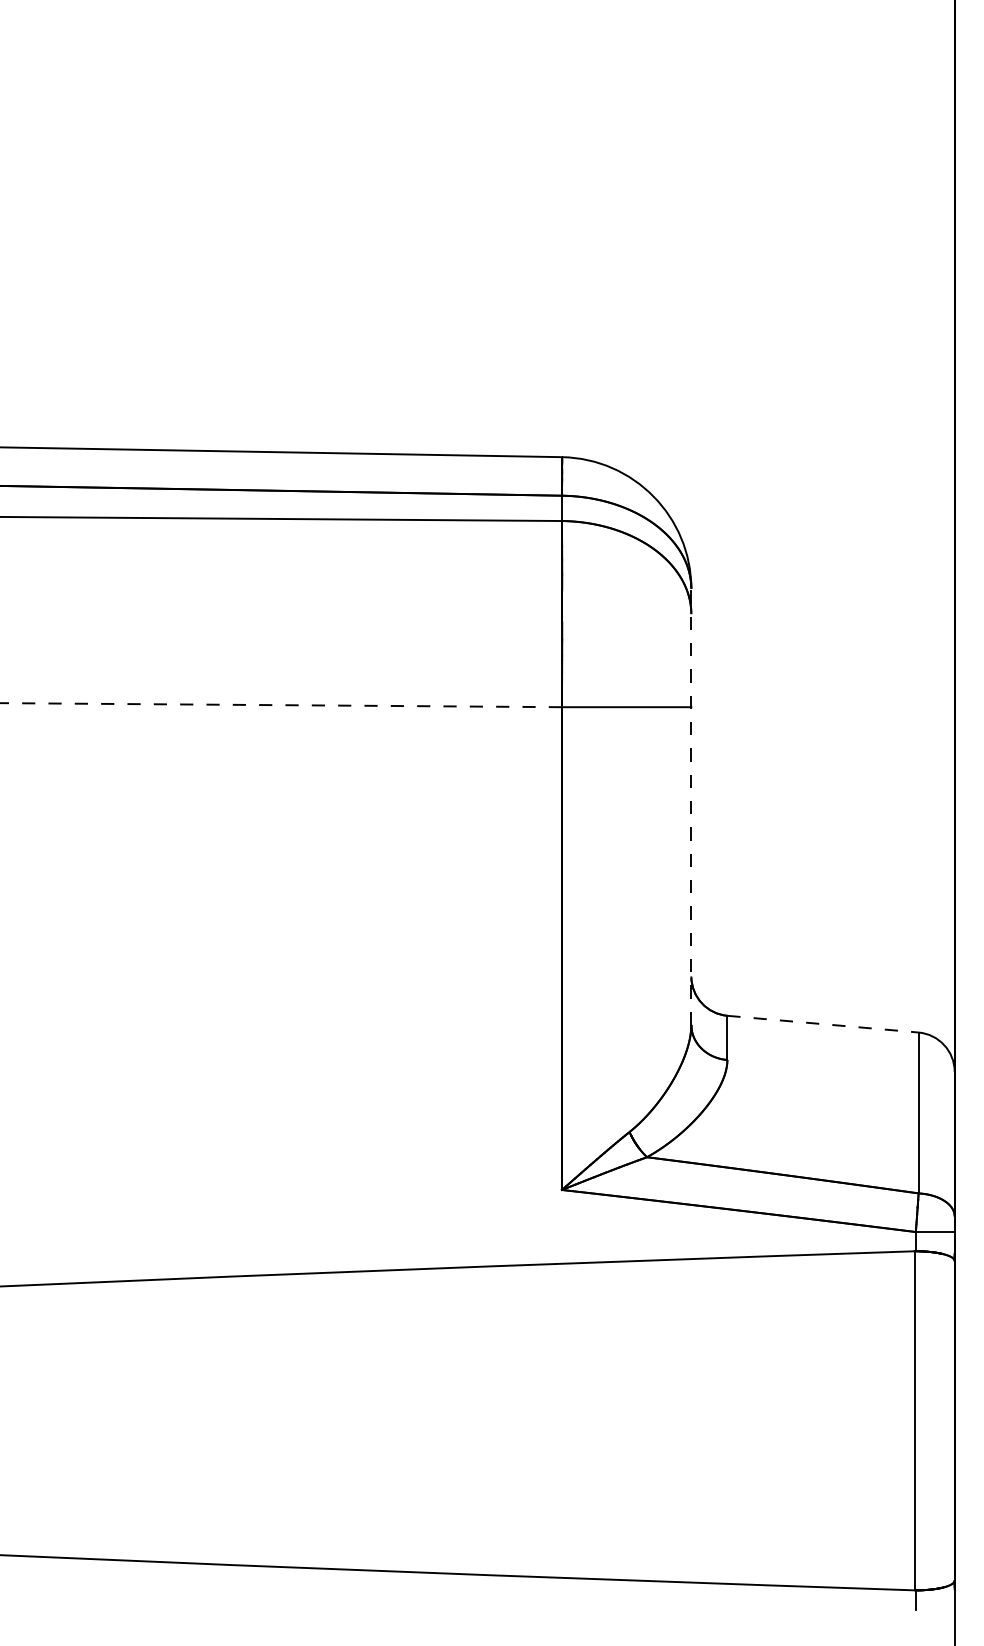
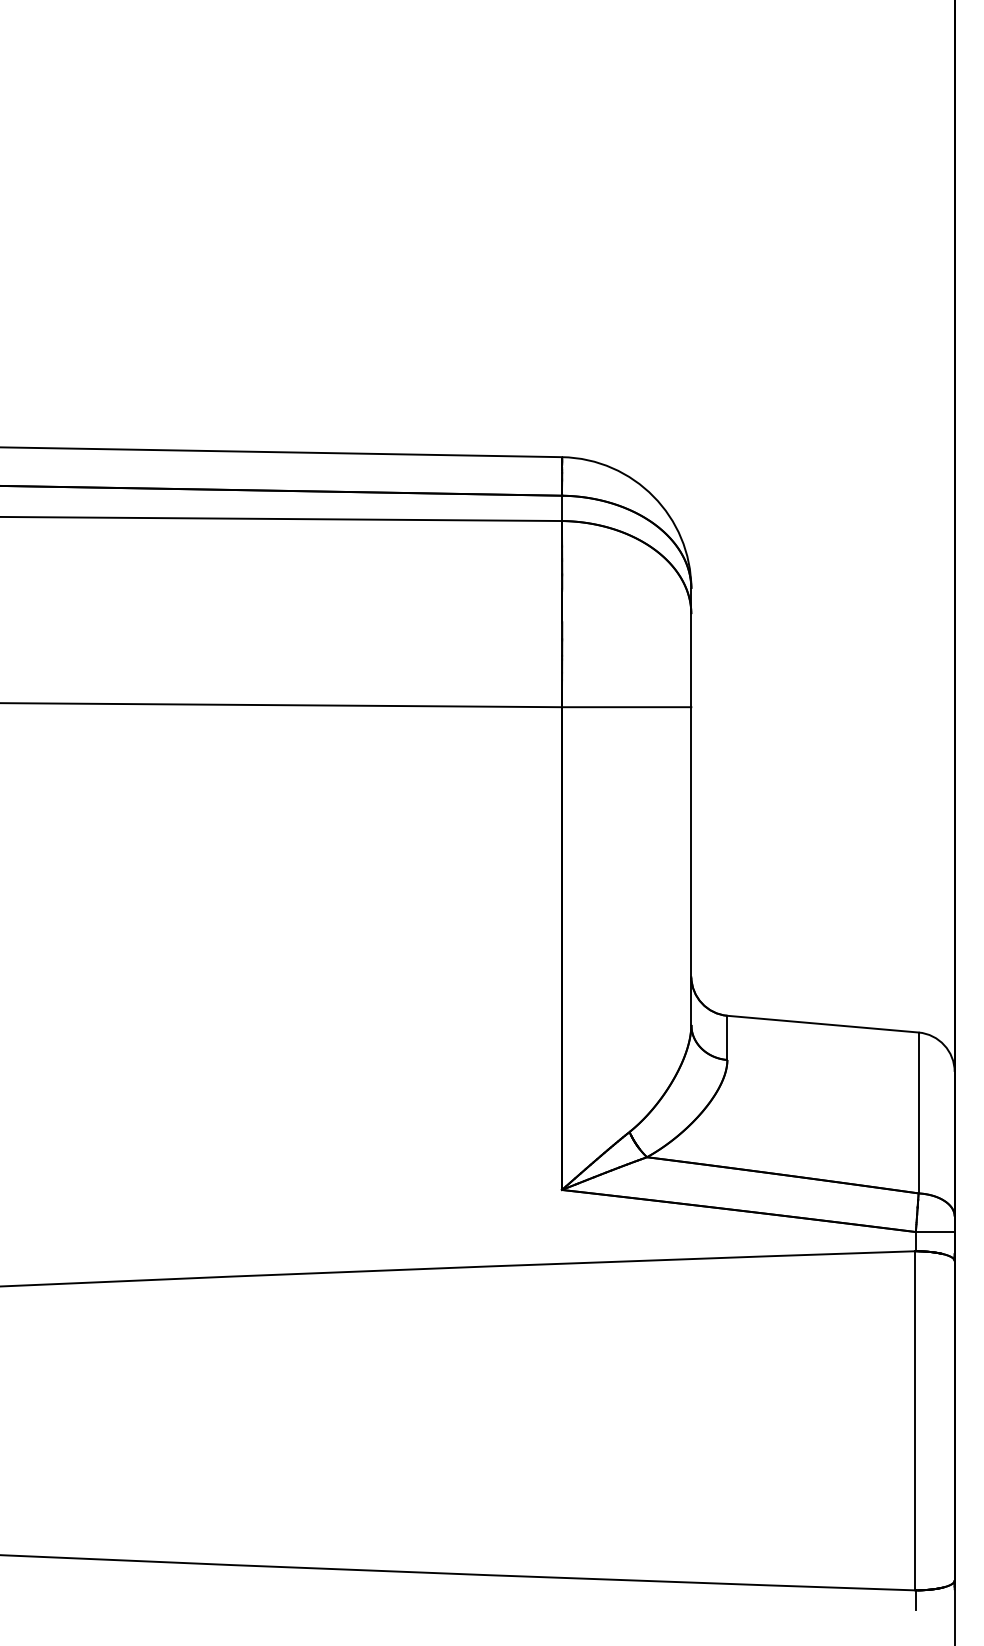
line: dashed -> solid (281, 705)
line: dashed -> solid (691, 806)
line: dashed -> solid (823, 1024)
